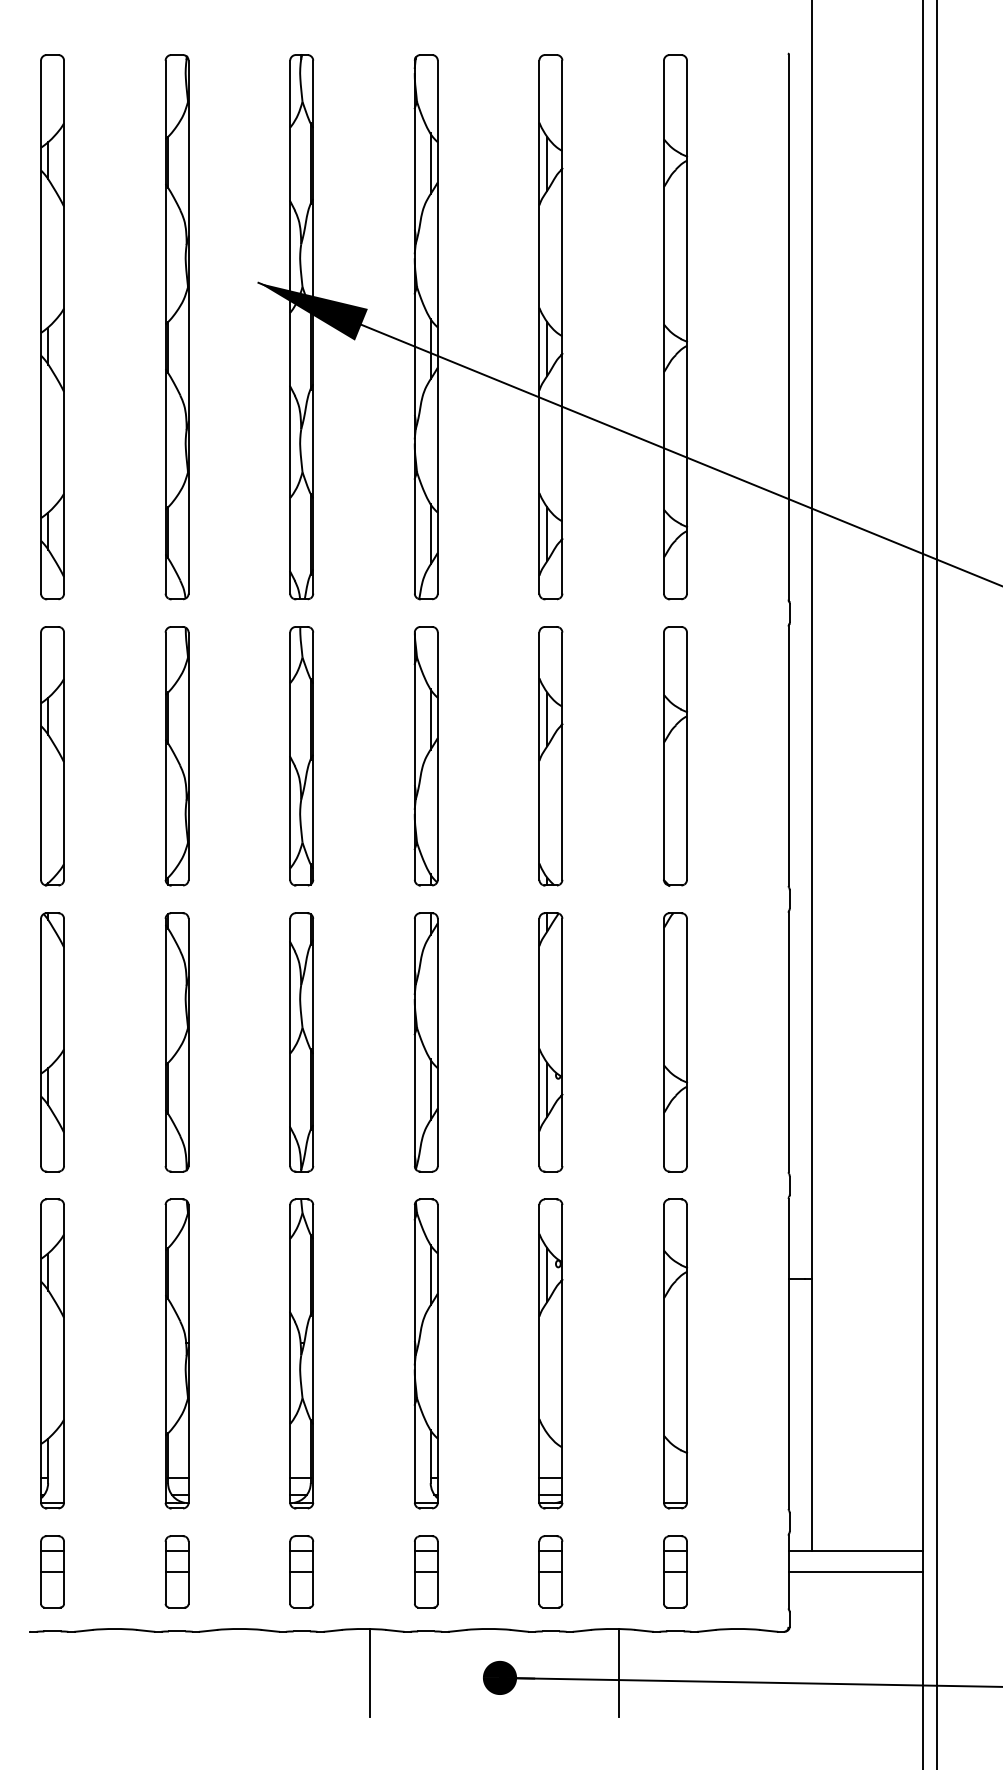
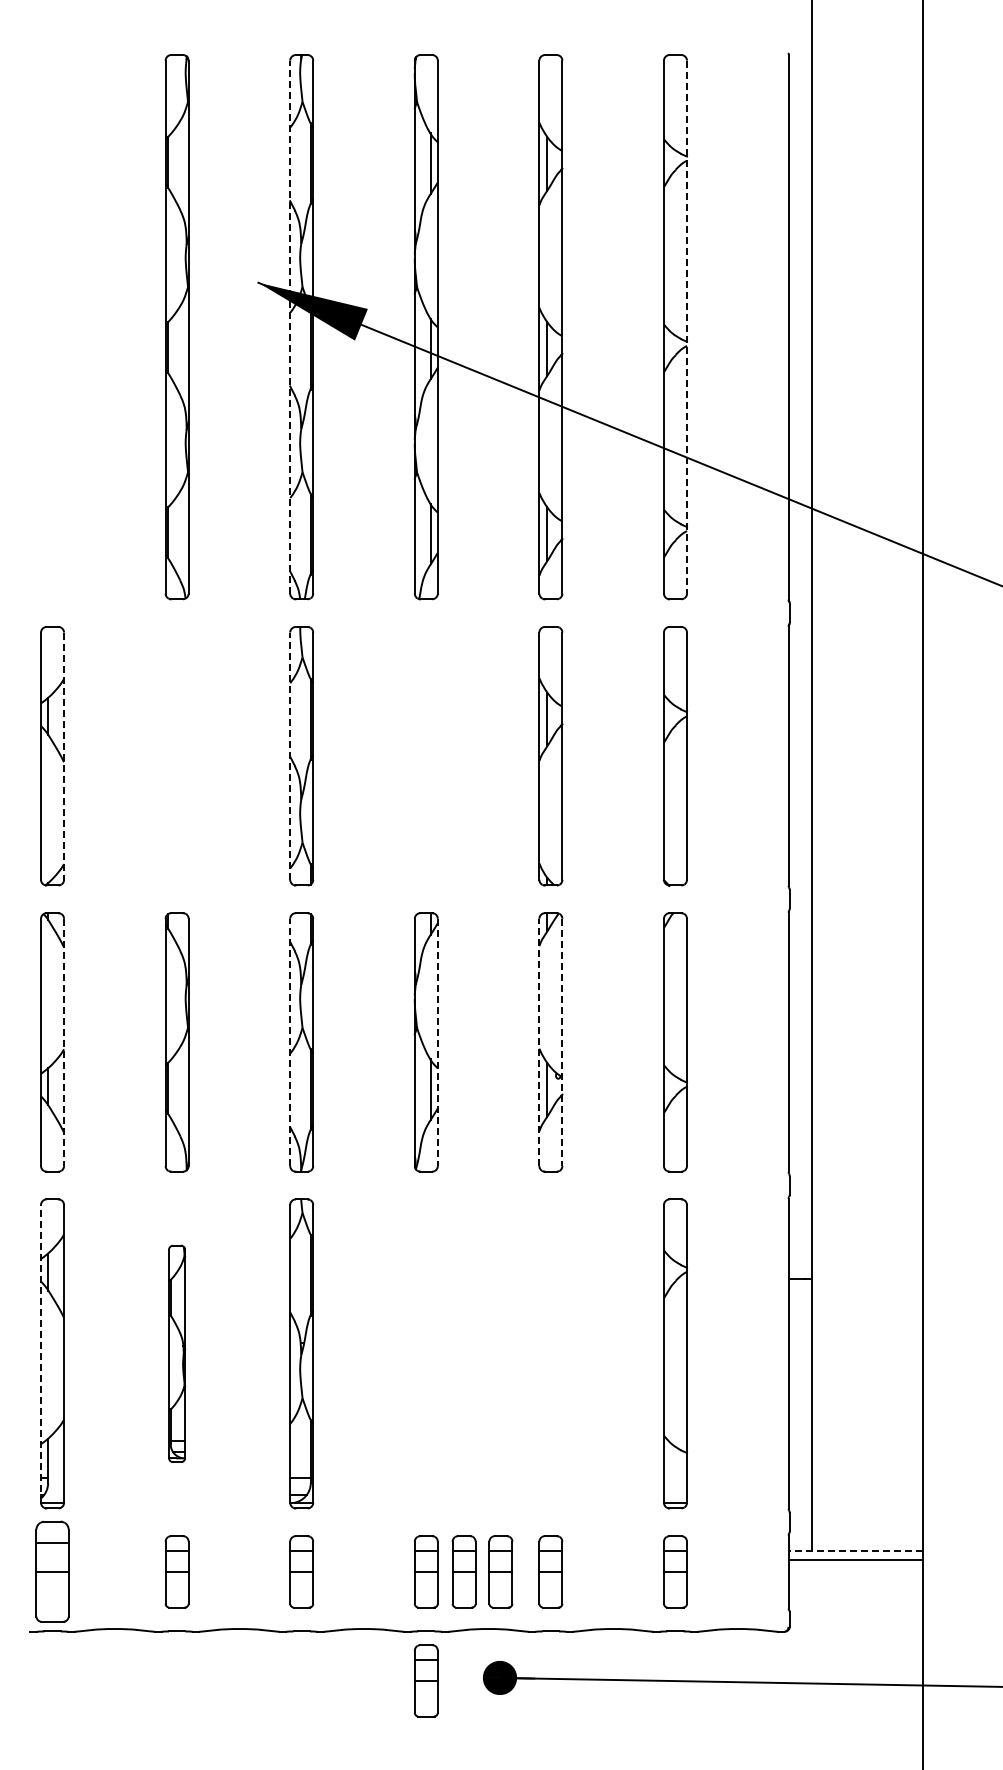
part: present -> none (52, 327)
line: solid -> dashed (290, 327)
line: solid -> dashed (687, 327)
line: solid -> dashed (64, 756)
part: present -> none (176, 756)
line: solid -> dashed (290, 756)
part: present -> none (425, 756)
line: present -> none (936, 884)
line: solid -> dashed (64, 1042)
line: solid -> dashed (290, 1042)
line: solid -> dashed (437, 1042)
line: solid -> dashed (539, 1042)
line: solid -> dashed (562, 1042)
line: solid -> dashed (41, 1353)
part size: 26x312 px -> 19x219 px (177, 1353)
part: present -> none (425, 1353)
part: present -> none (550, 1353)
line: solid -> dashed (855, 1551)
part size: 25x74 px -> 35x103 px (52, 1571)
part: none -> present (463, 1571)
part: none -> present (500, 1571)
line position: (855, 1572) -> (855, 1560) (855, 1560)
line: present -> none (369, 1672)
line: present -> none (619, 1672)
part: none -> present (426, 1680)
